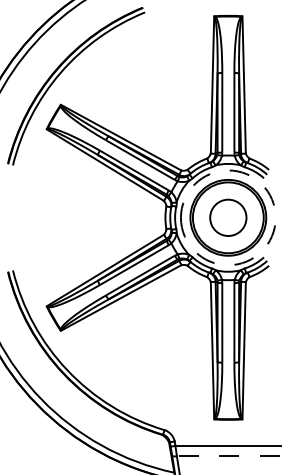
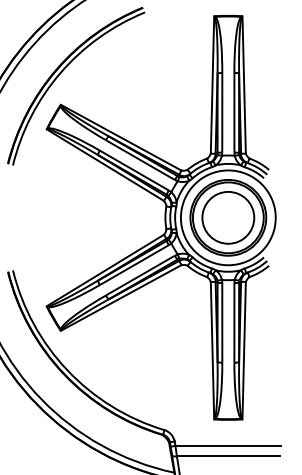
circle: dashed -> solid (227, 217)
circle diameter: 36 px -> 52 px (228, 217)
line: dashed -> solid (227, 456)
